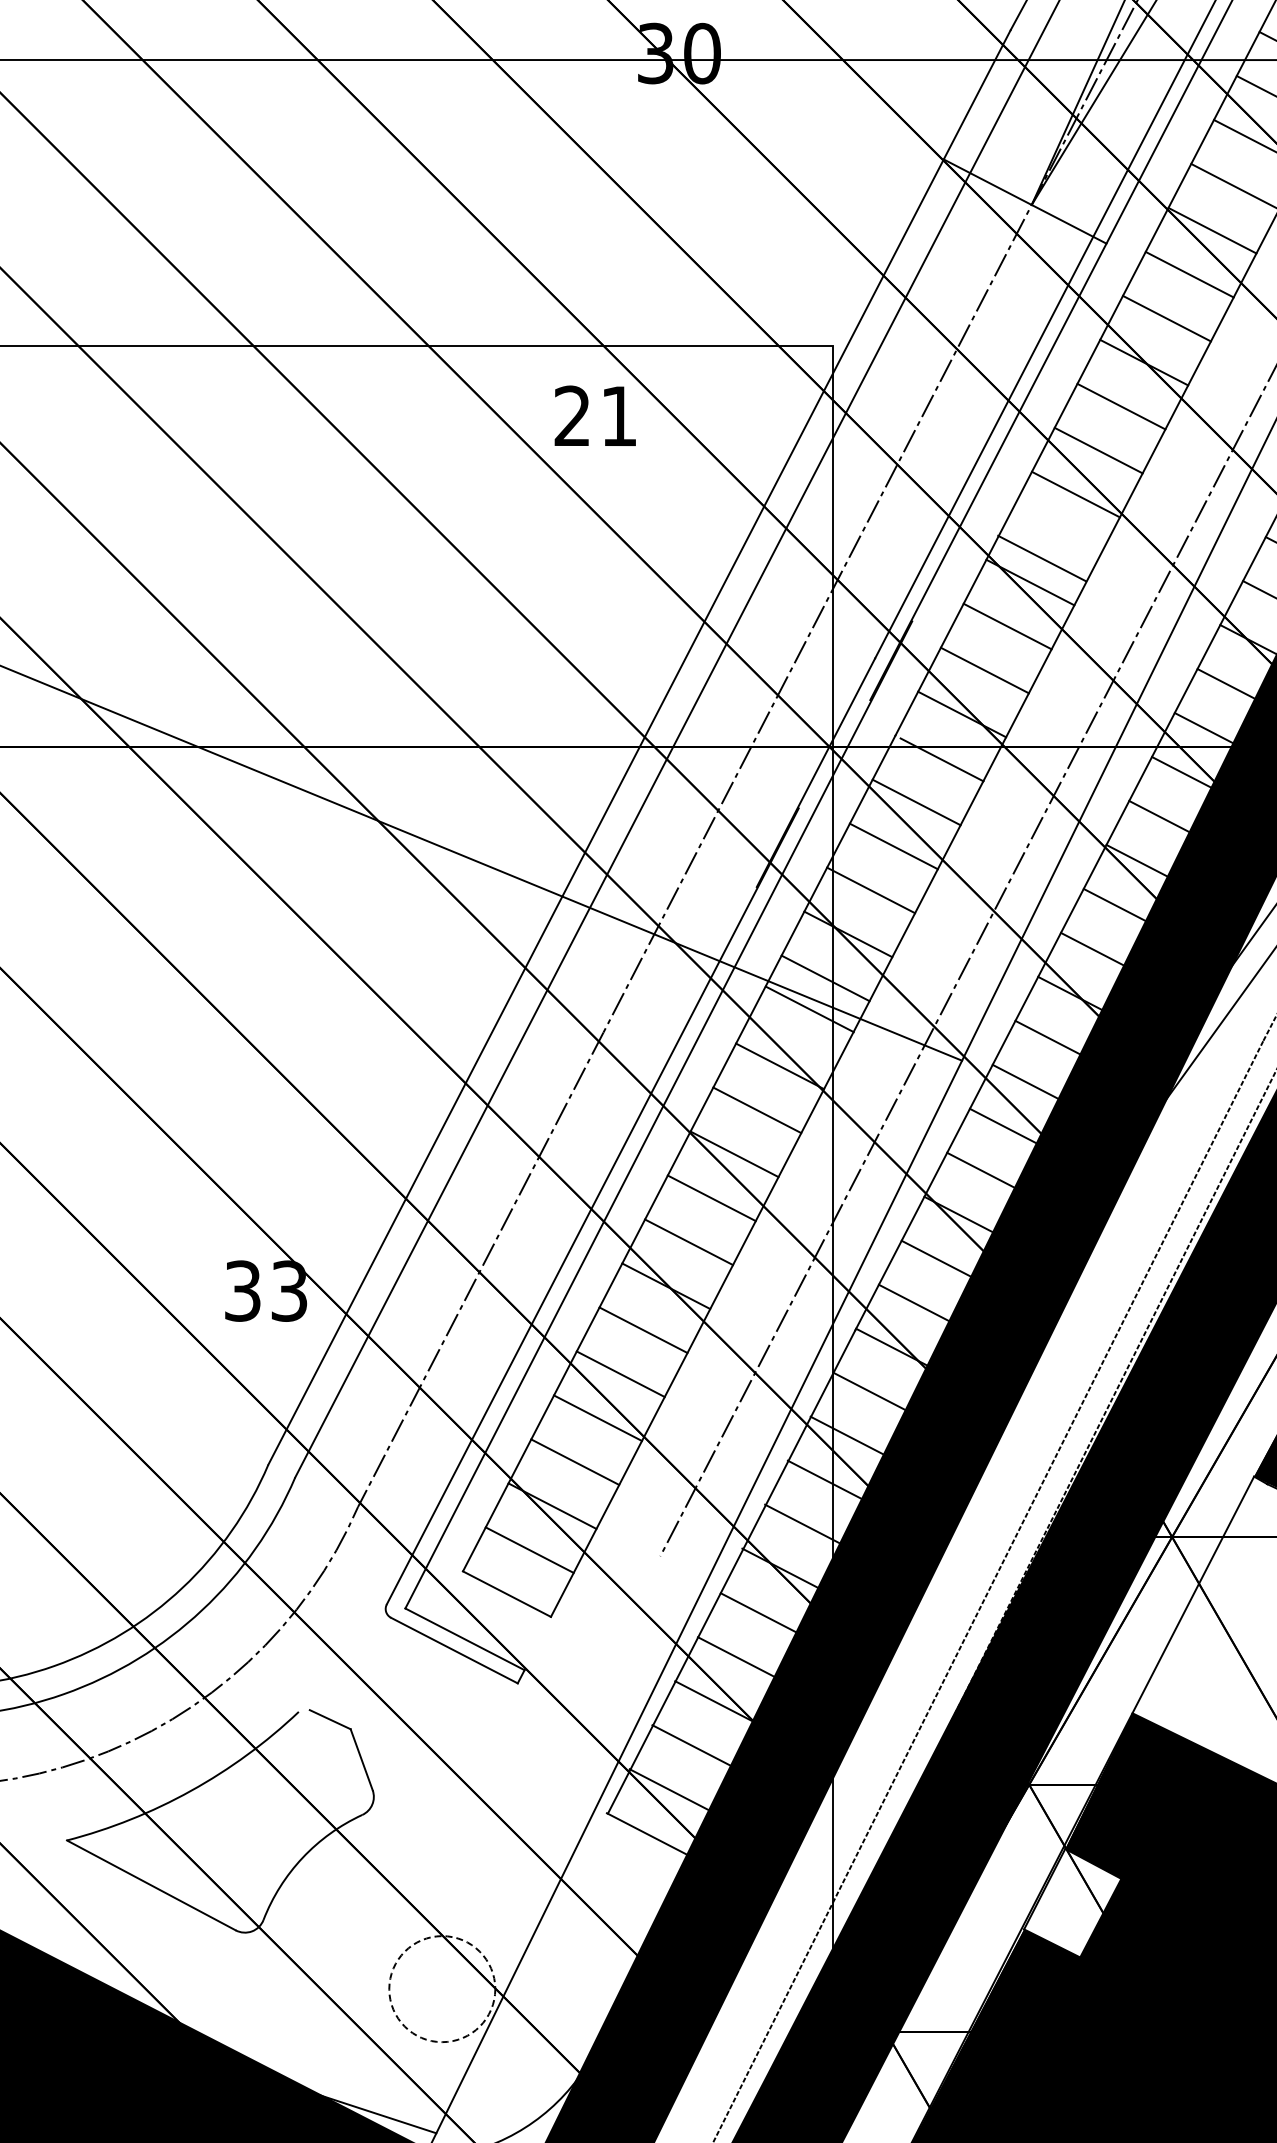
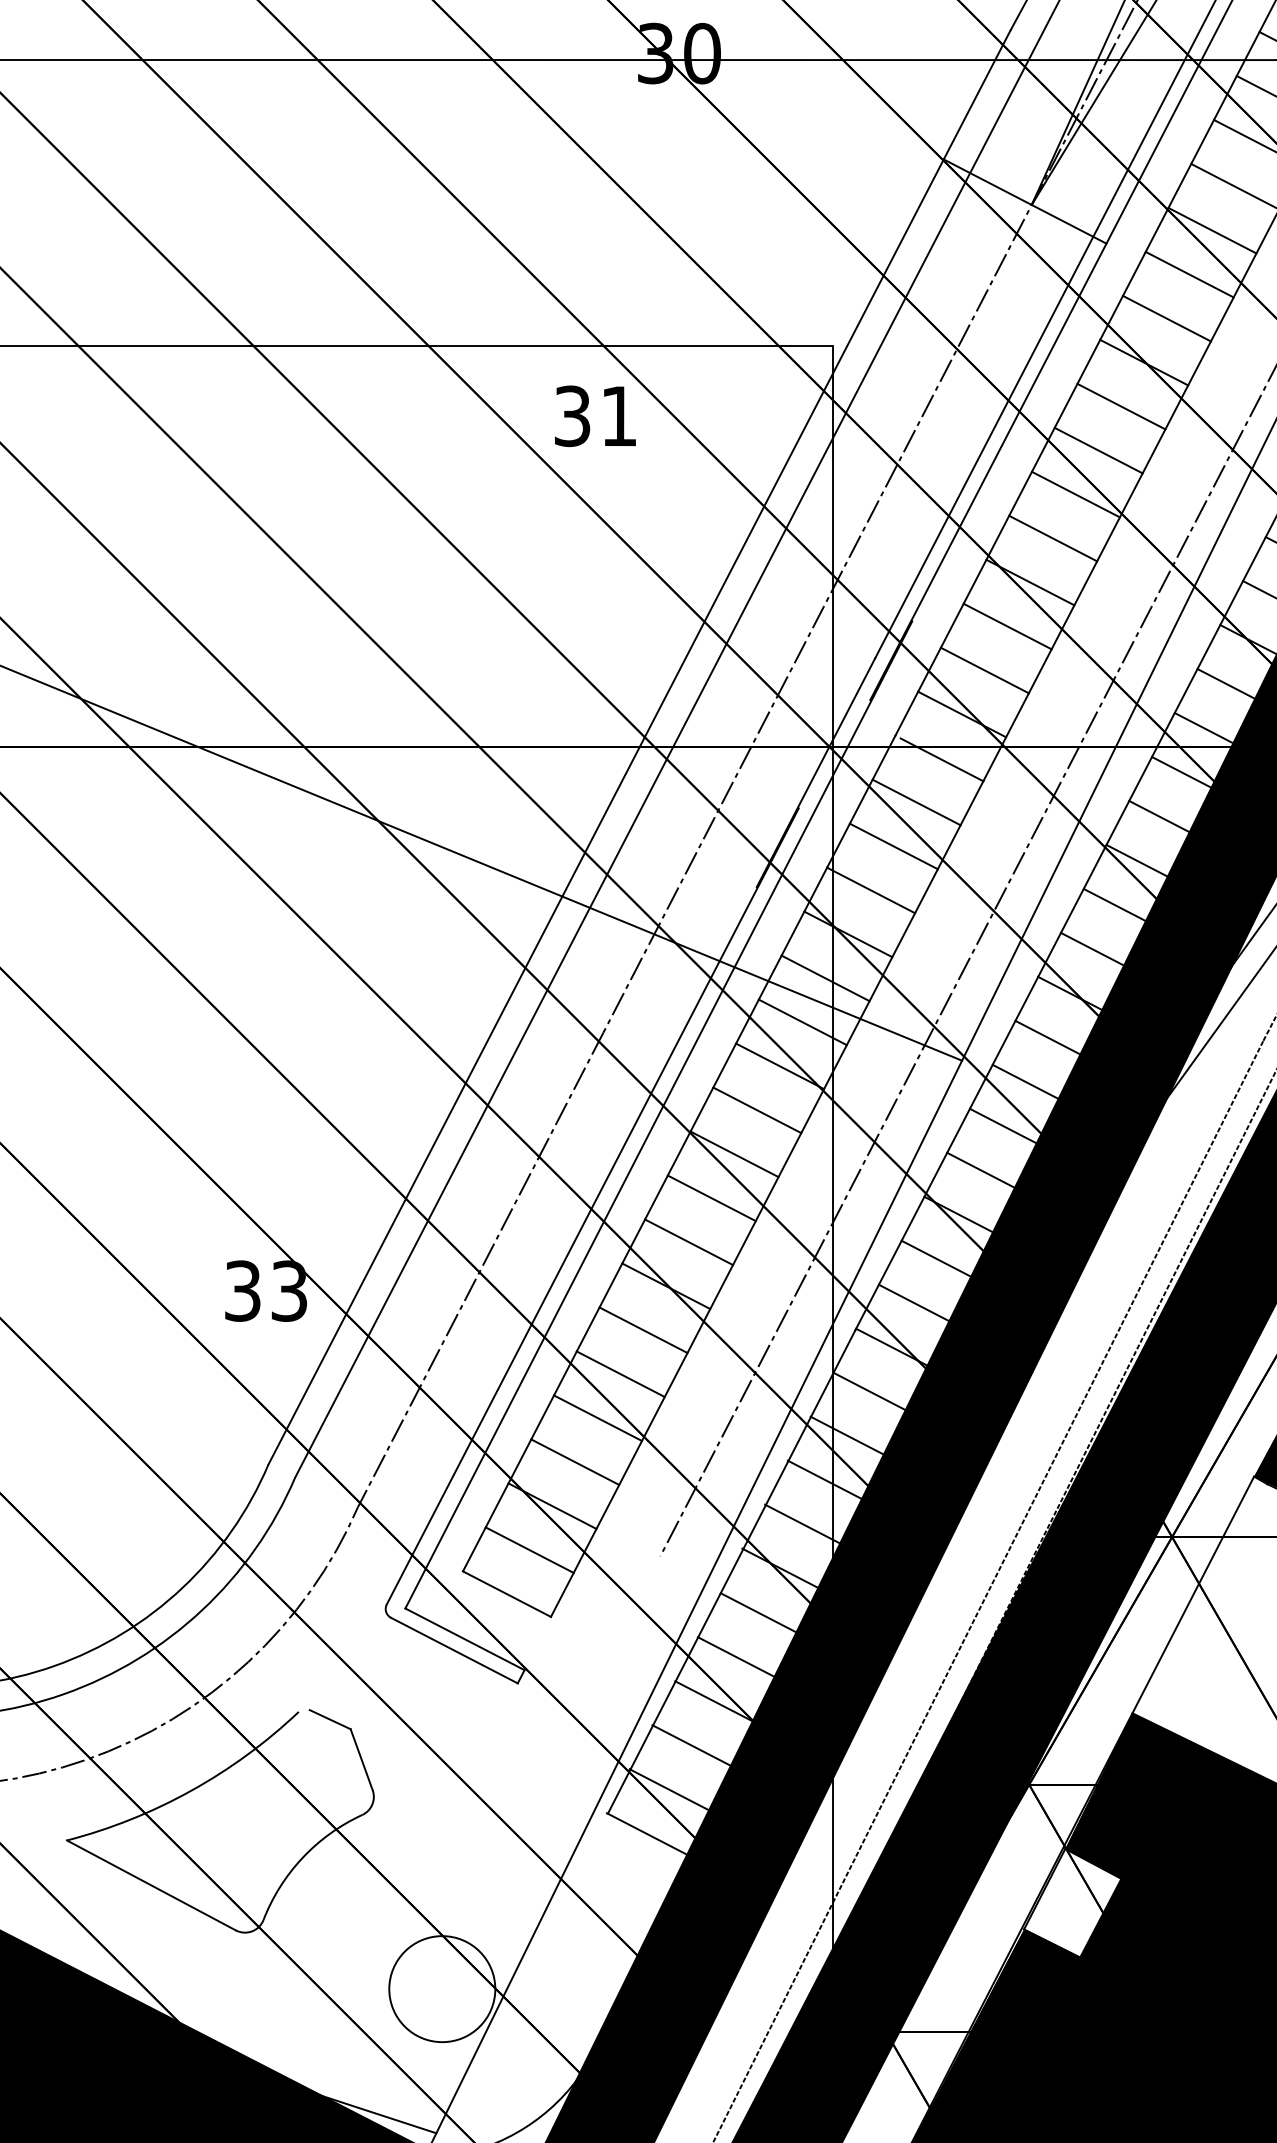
text: 21 -> 31 (572, 416)
line position: (1042, 558) -> (1053, 538) (1053, 538)
line position: (809, 1009) -> (802, 1022) (802, 1022)
circle: dashed -> solid (442, 1989)
